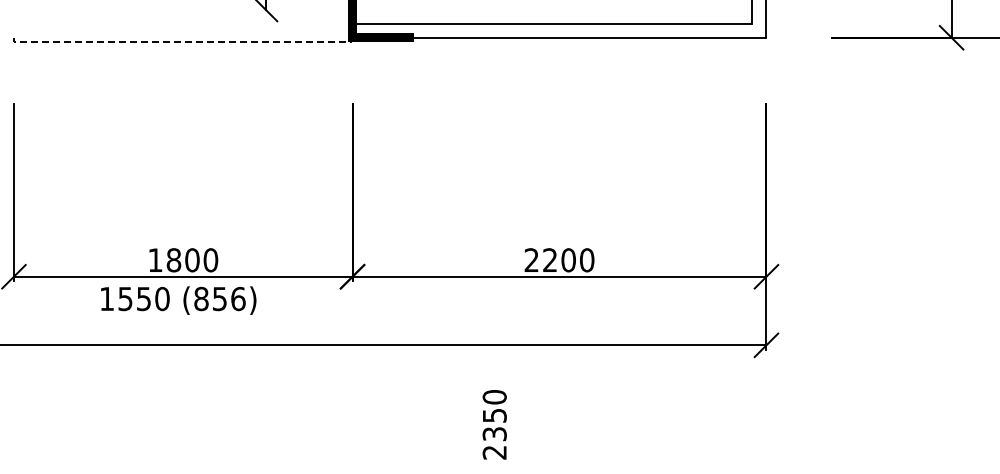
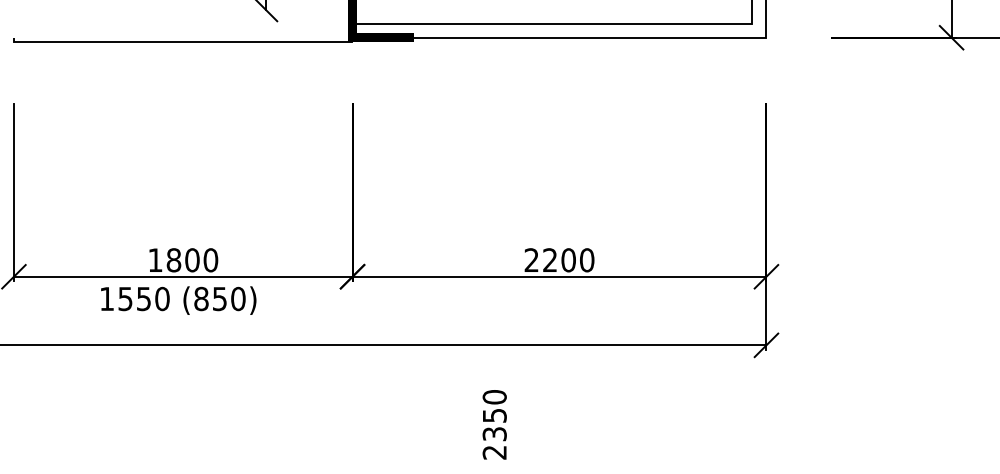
line: dashed -> solid (182, 42)
text: (856) -> (850) (238, 298)
